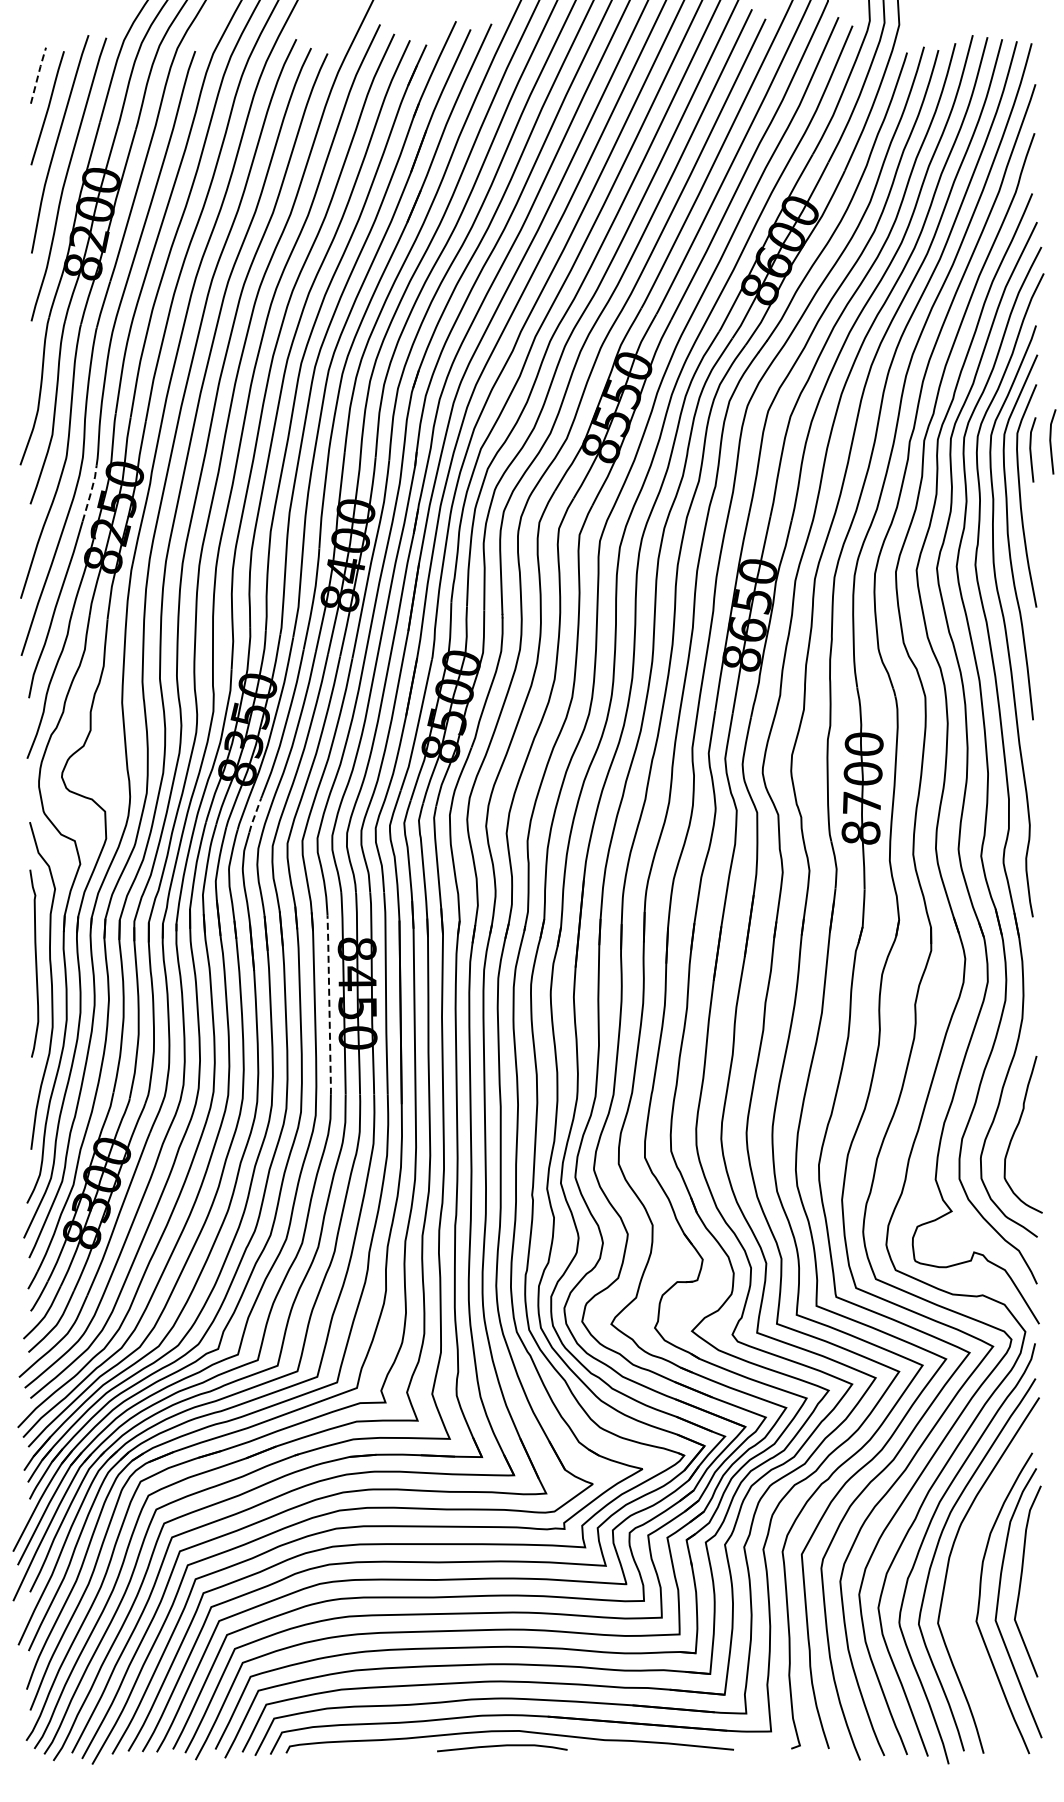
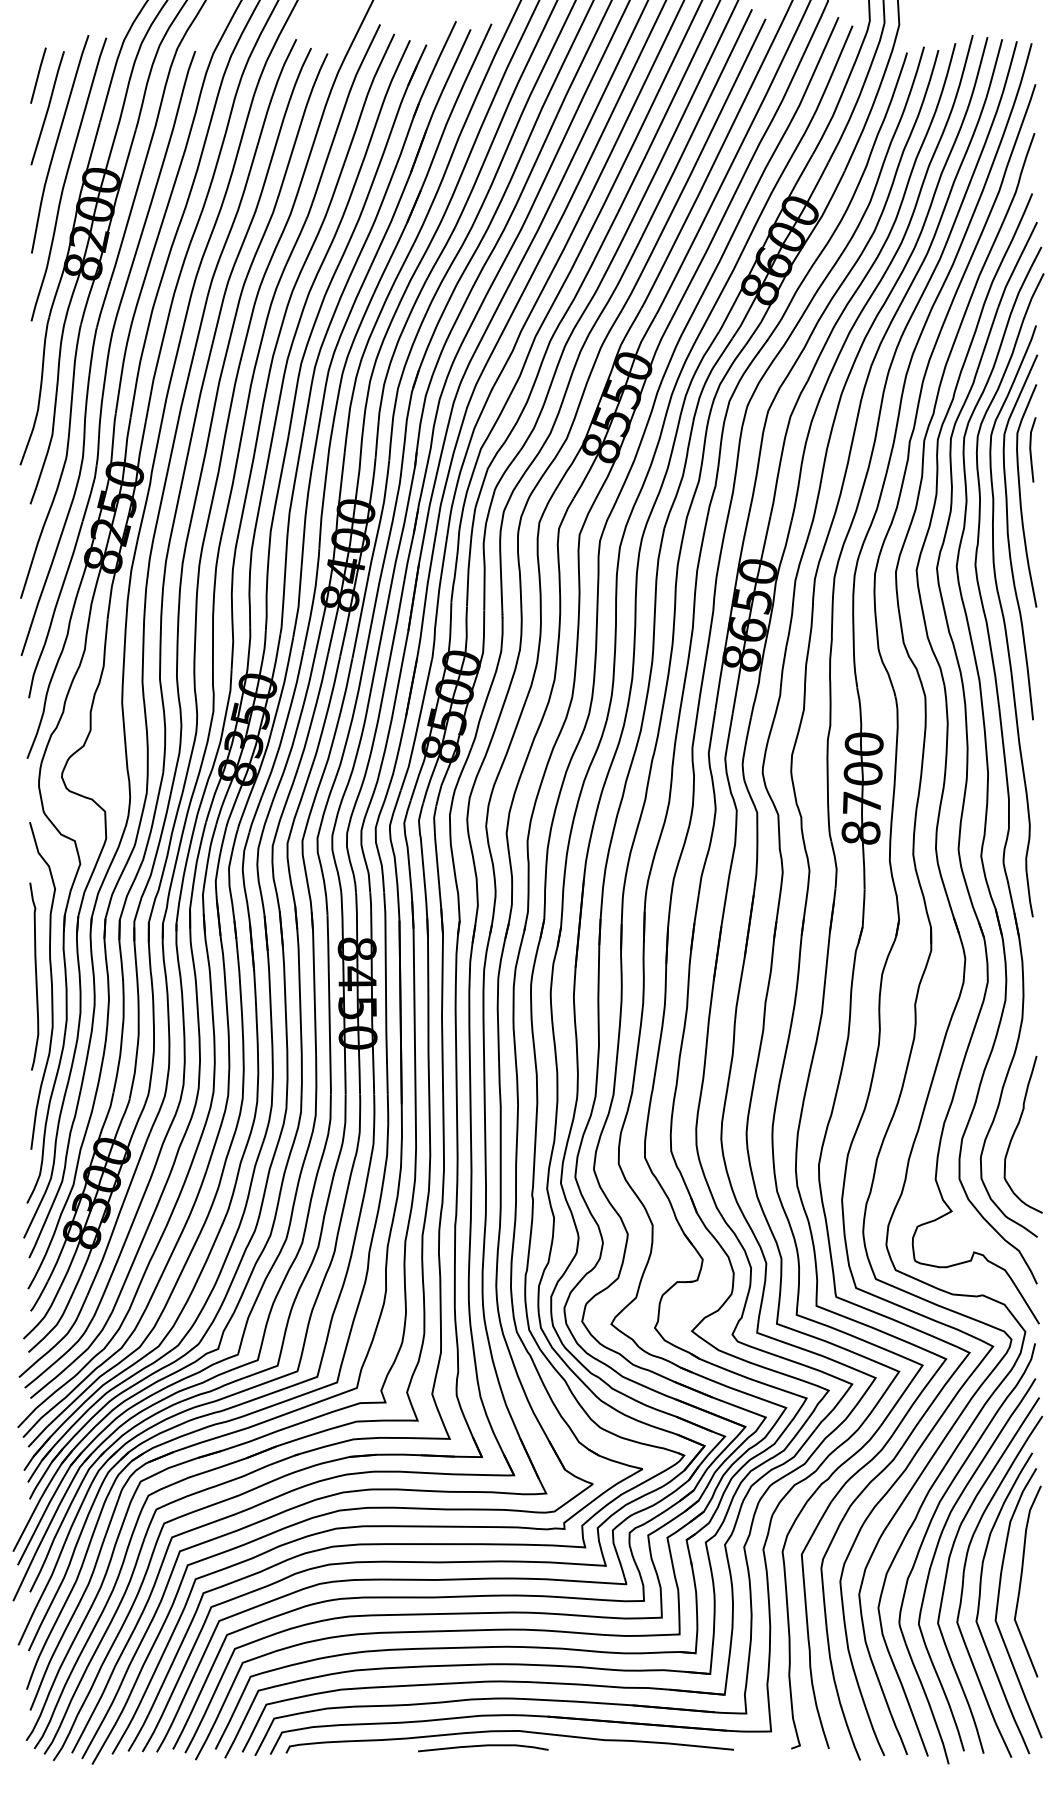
line: dashed -> solid (38, 73)
line: present -> none (1051, 441)
line: dashed -> solid (90, 493)
line: dashed -> solid (255, 814)
curve position: (35, 963) -> (35, 976) (35, 976)
line: dashed -> solid (329, 1004)
curve: none -> present (964, 1579)
curve position: (502, 1746) -> (483, 1746) (483, 1746)
